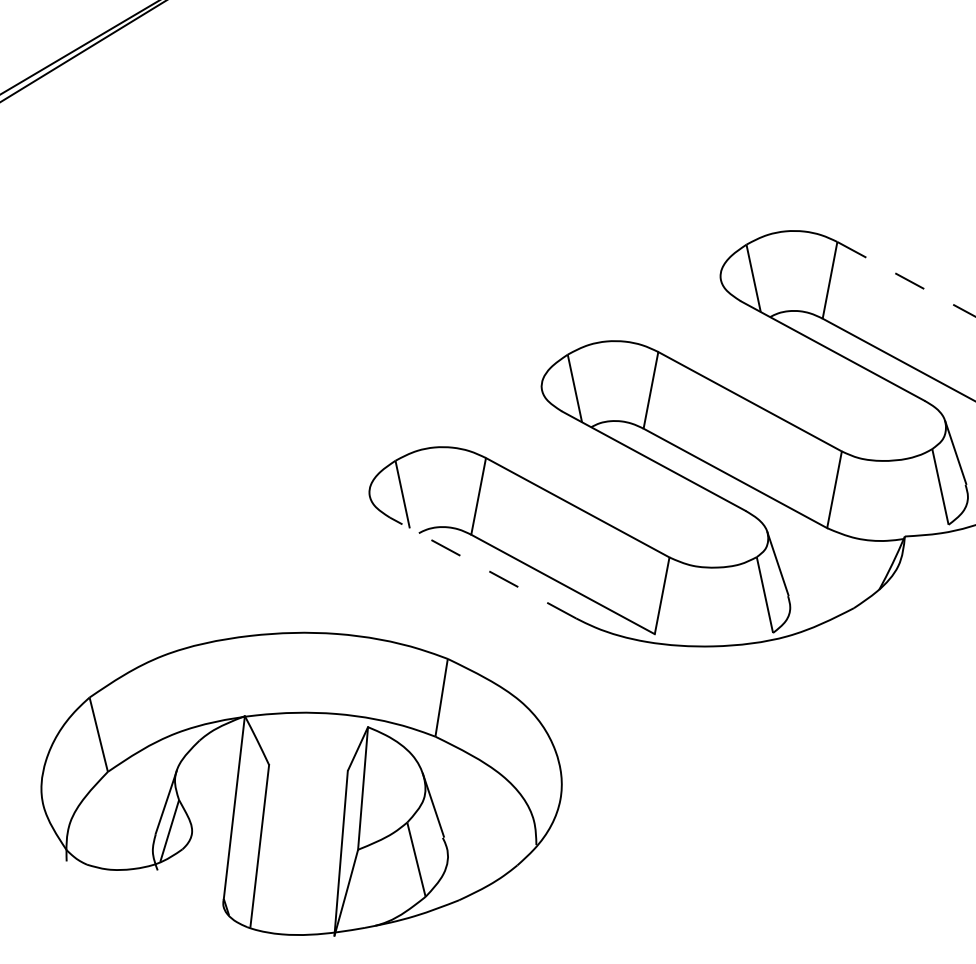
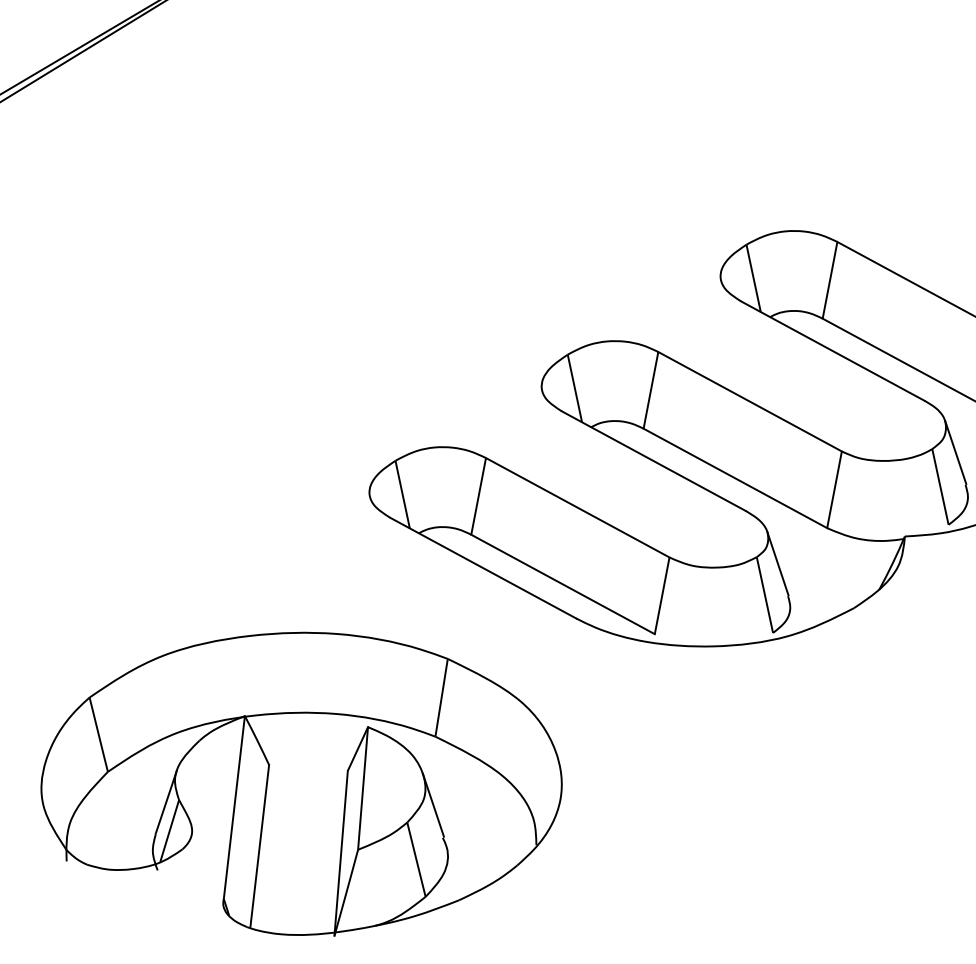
line: dashed -> solid (906, 279)
line: dashed -> solid (483, 568)
